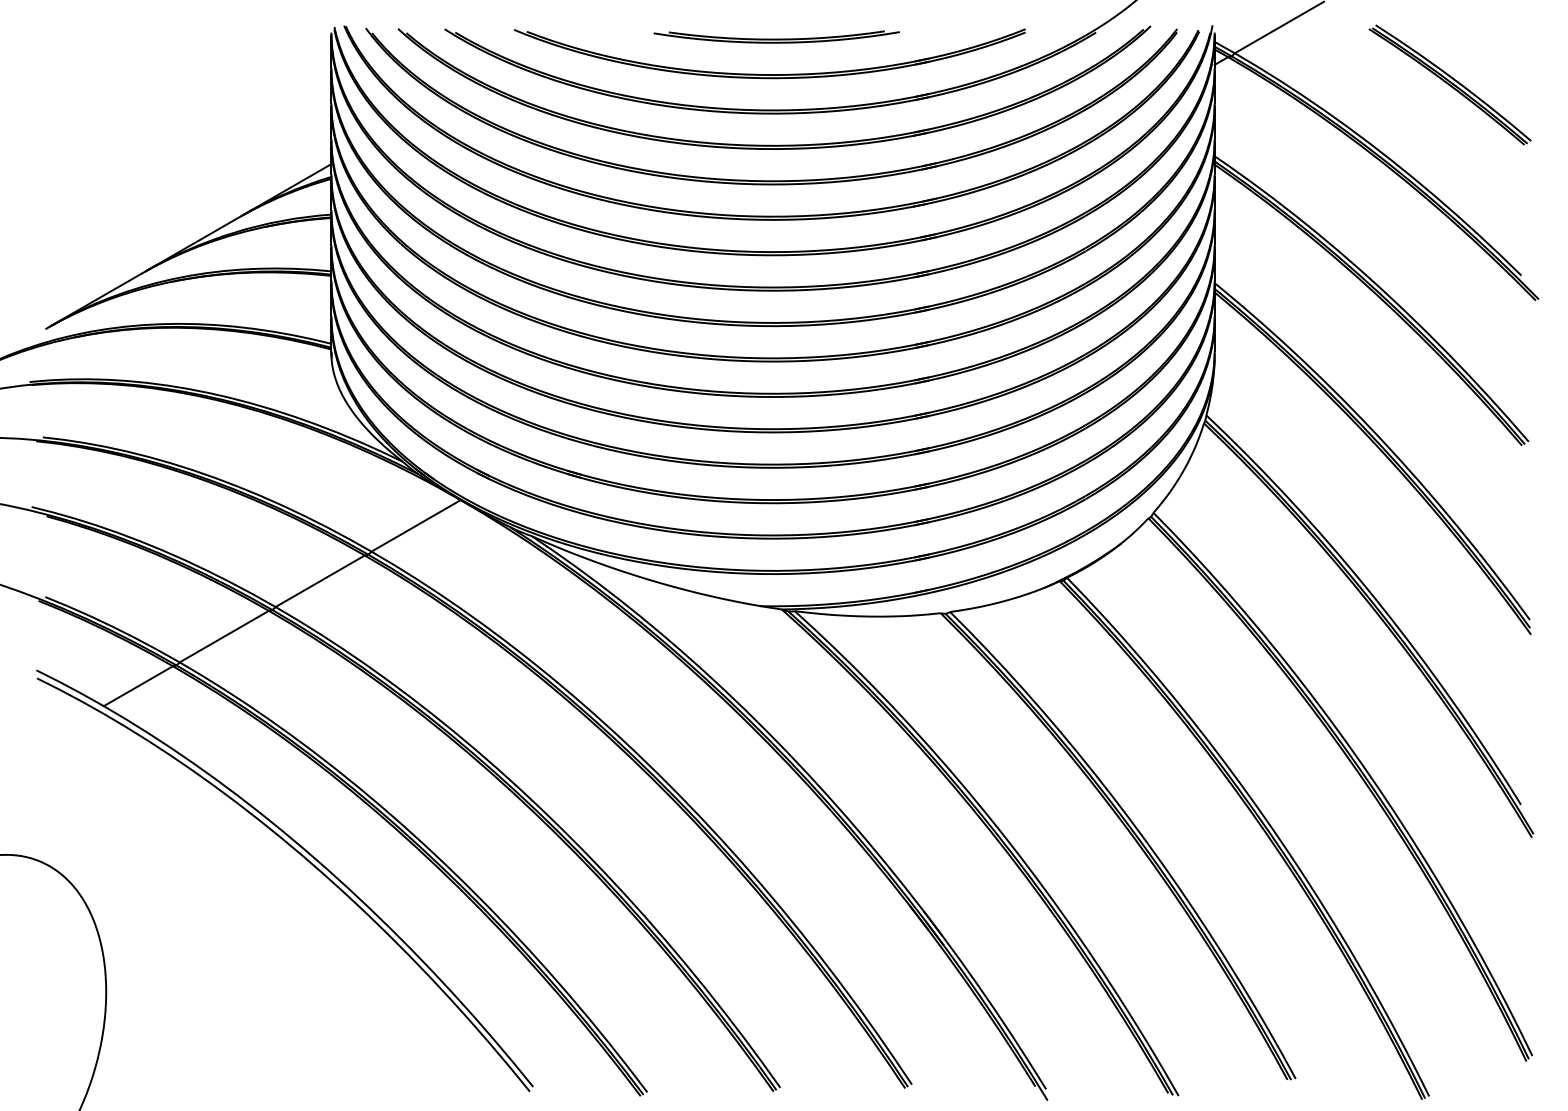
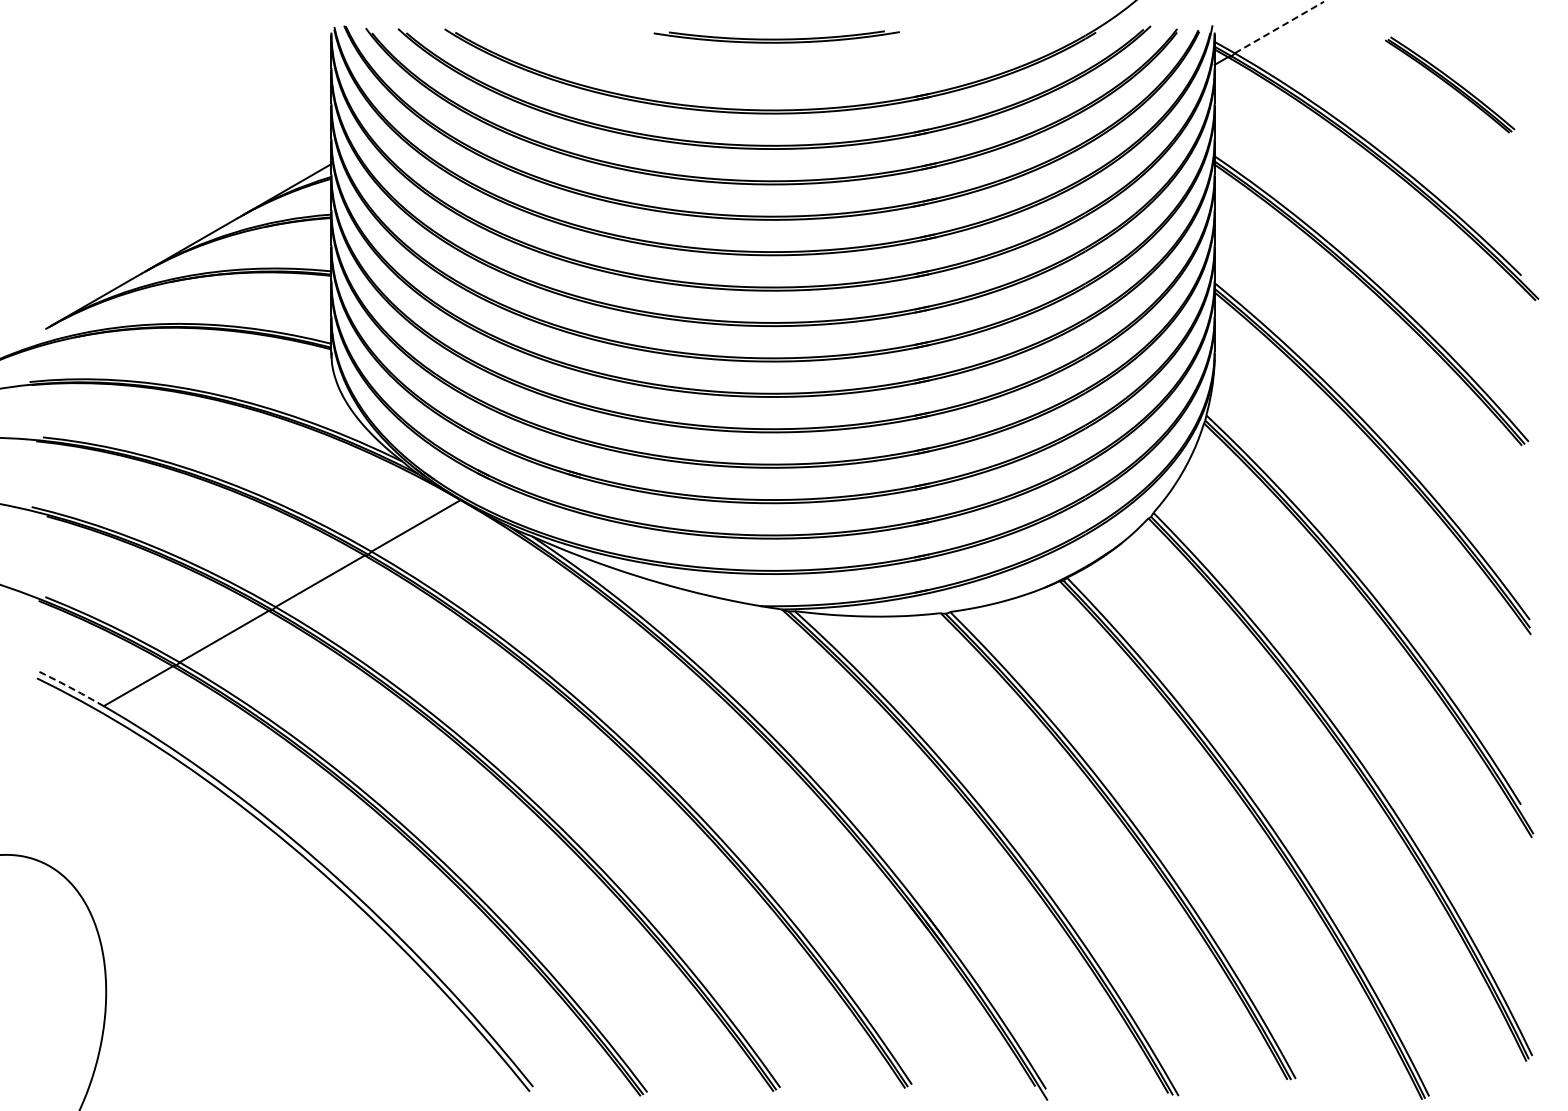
line: solid -> dashed (1279, 27)
part: present -> none (769, 74)
part size: 164x122 px -> 131x98 px (1450, 84)
line: solid -> dashed (70, 687)
